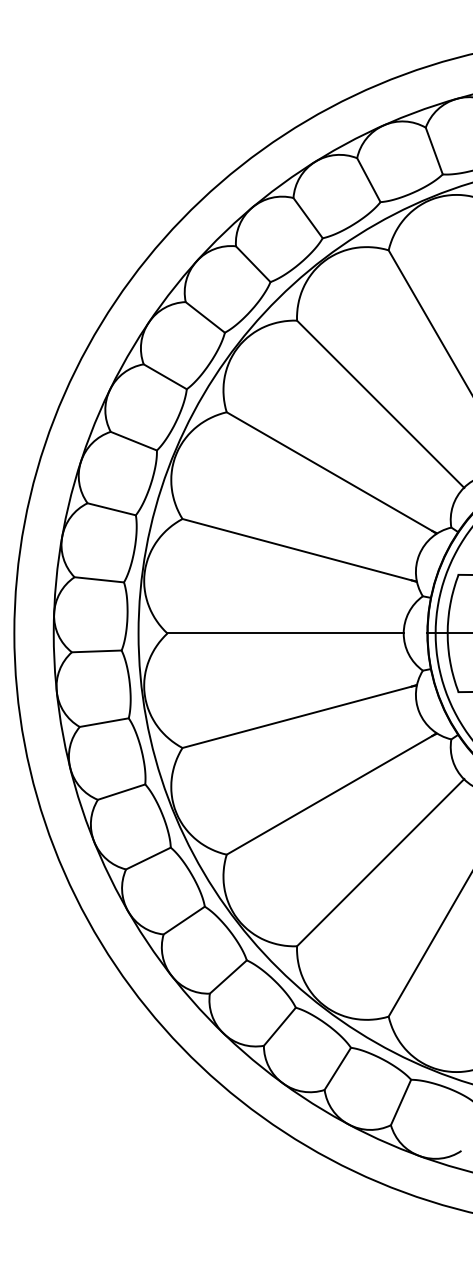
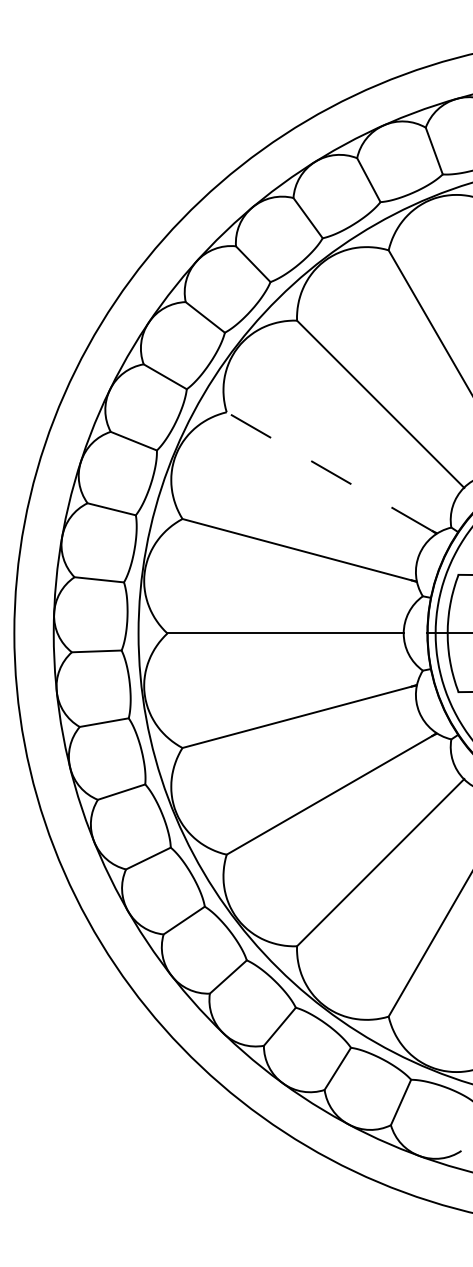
line: solid -> dashed (328, 471)
